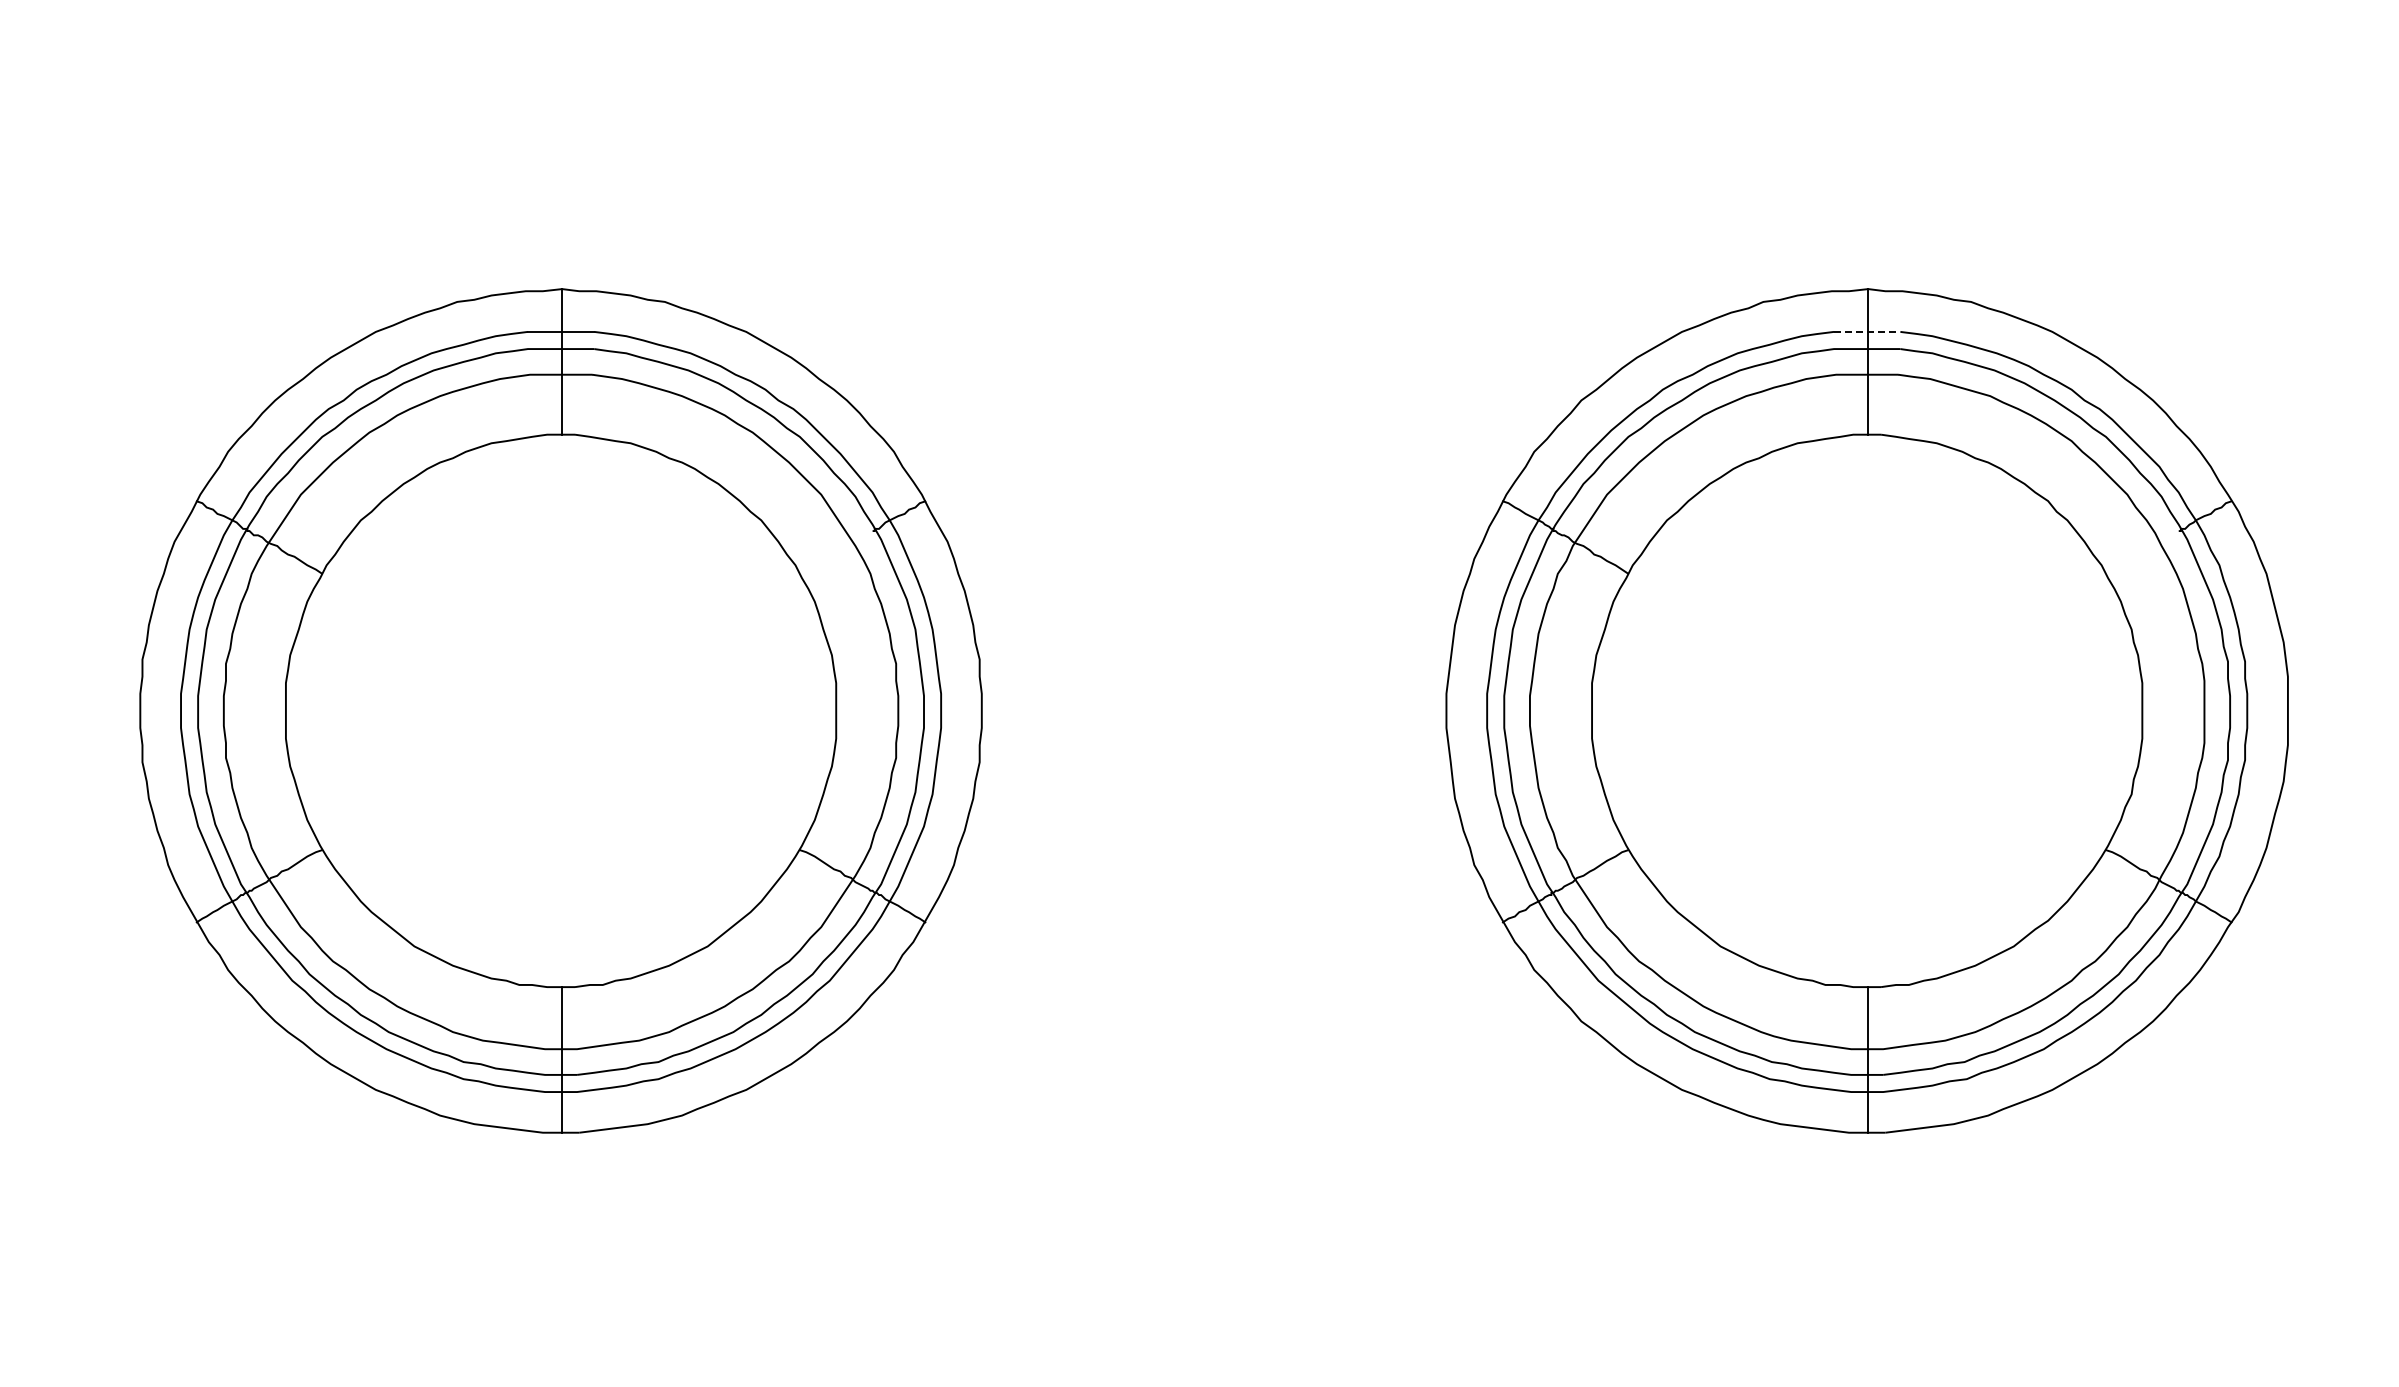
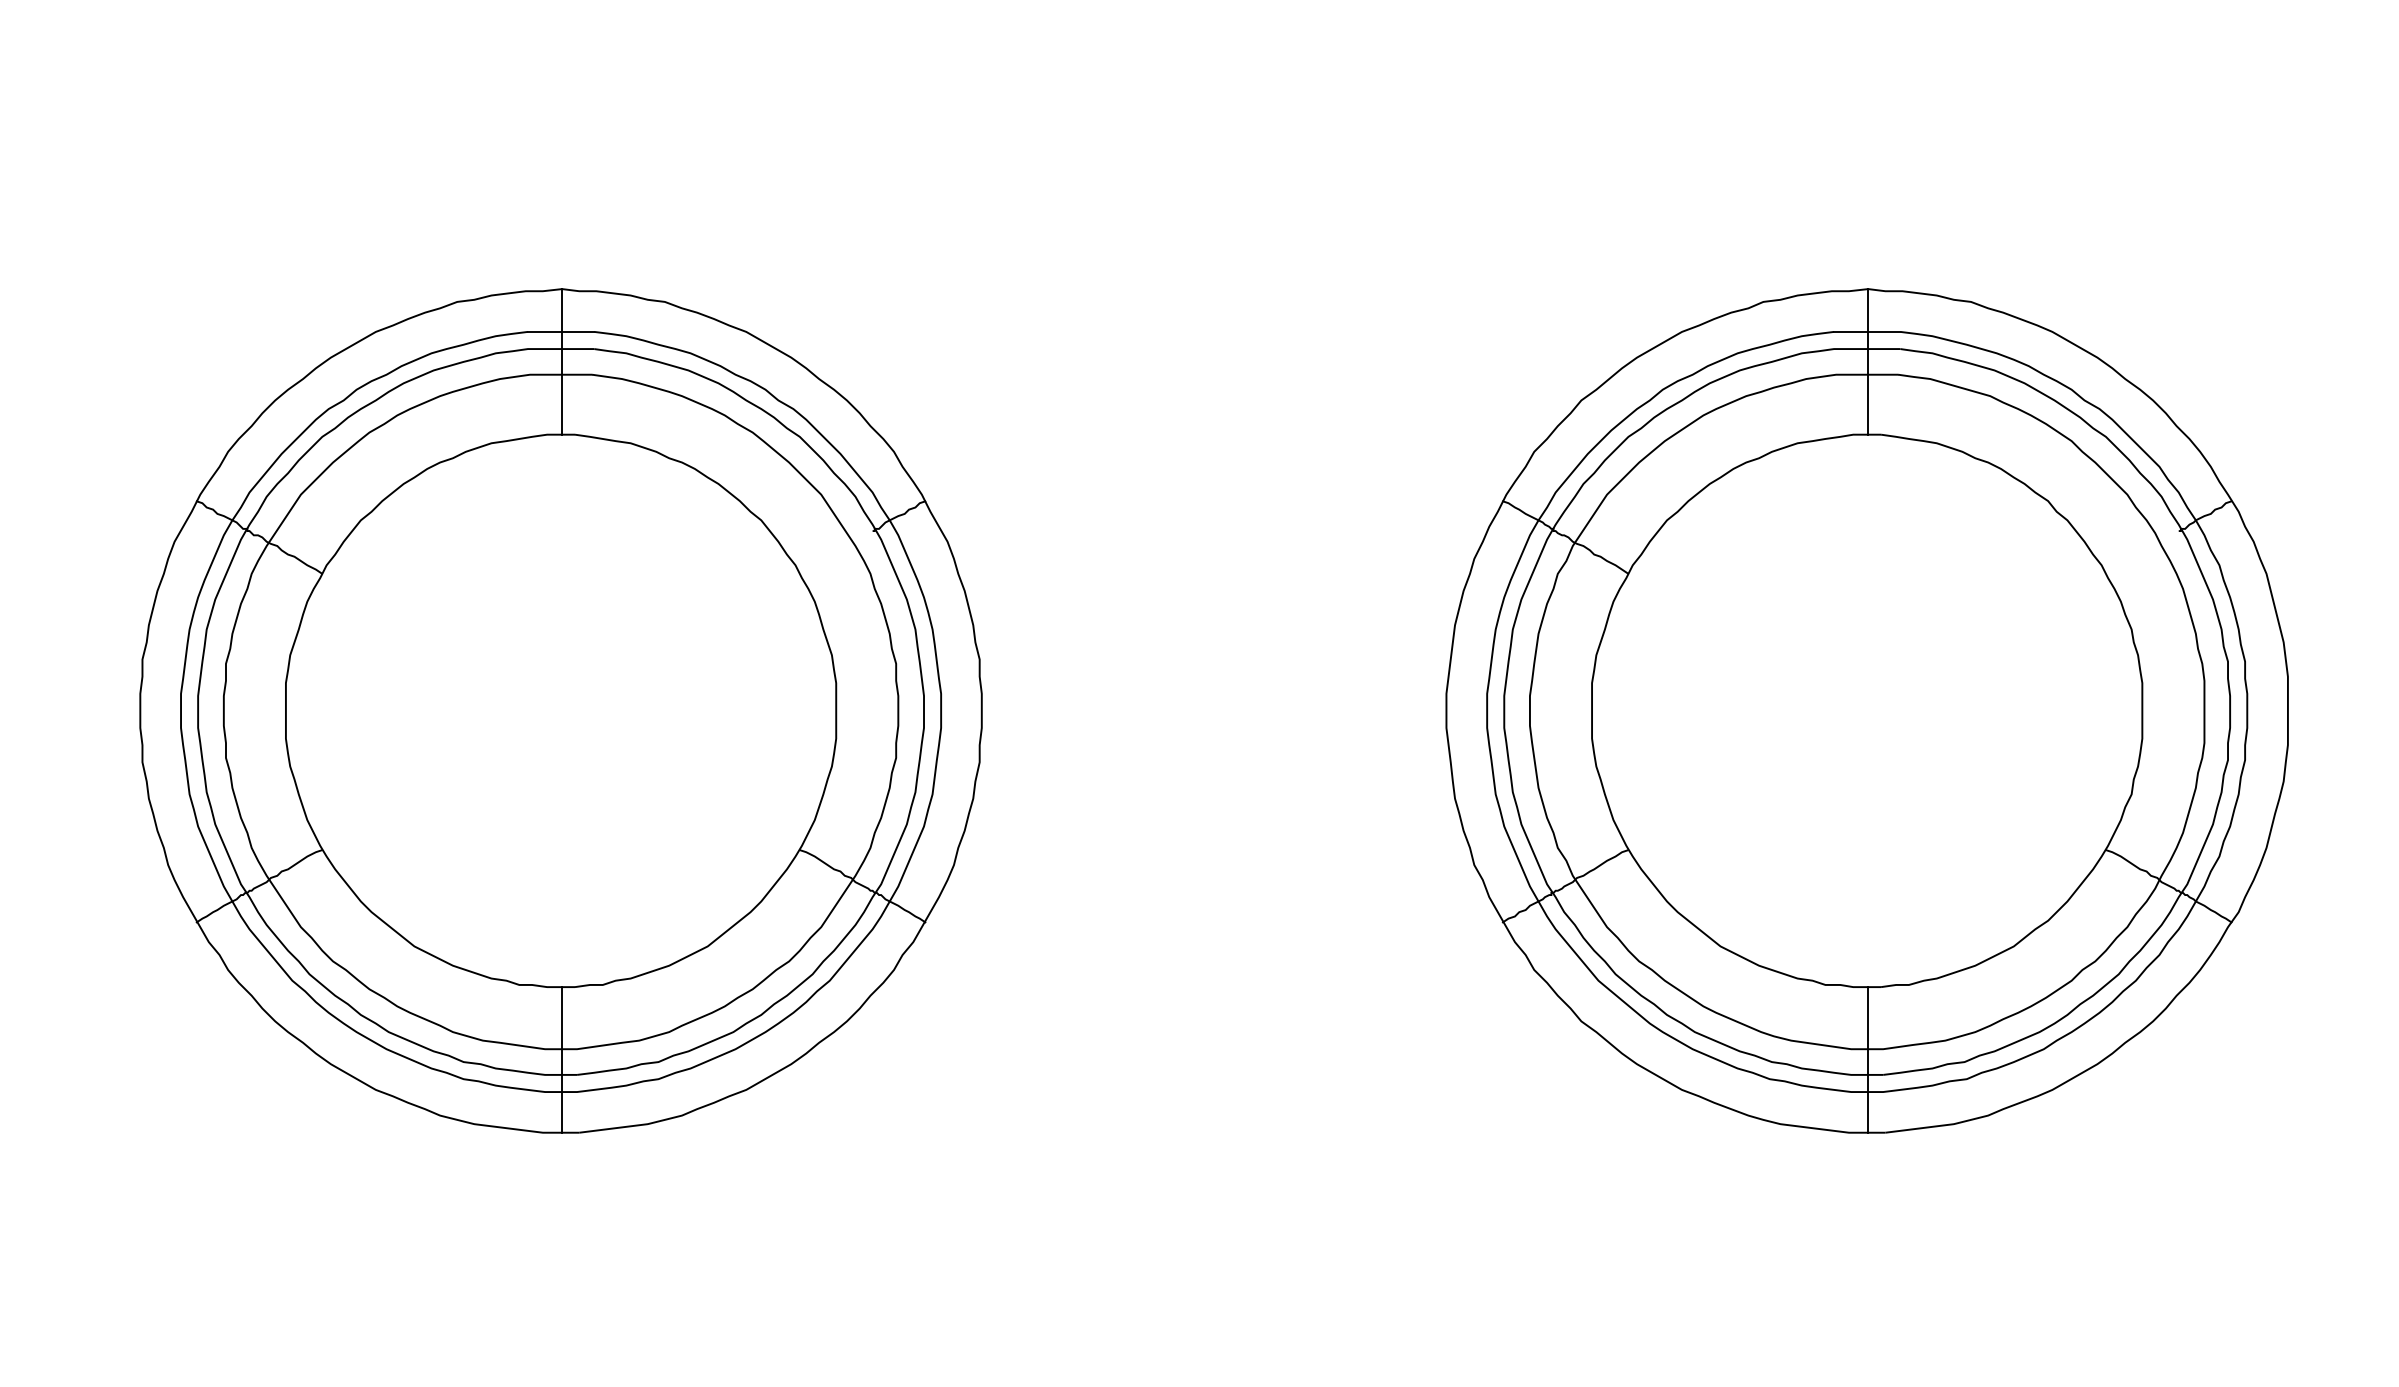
line: dashed -> solid (1867, 331)
